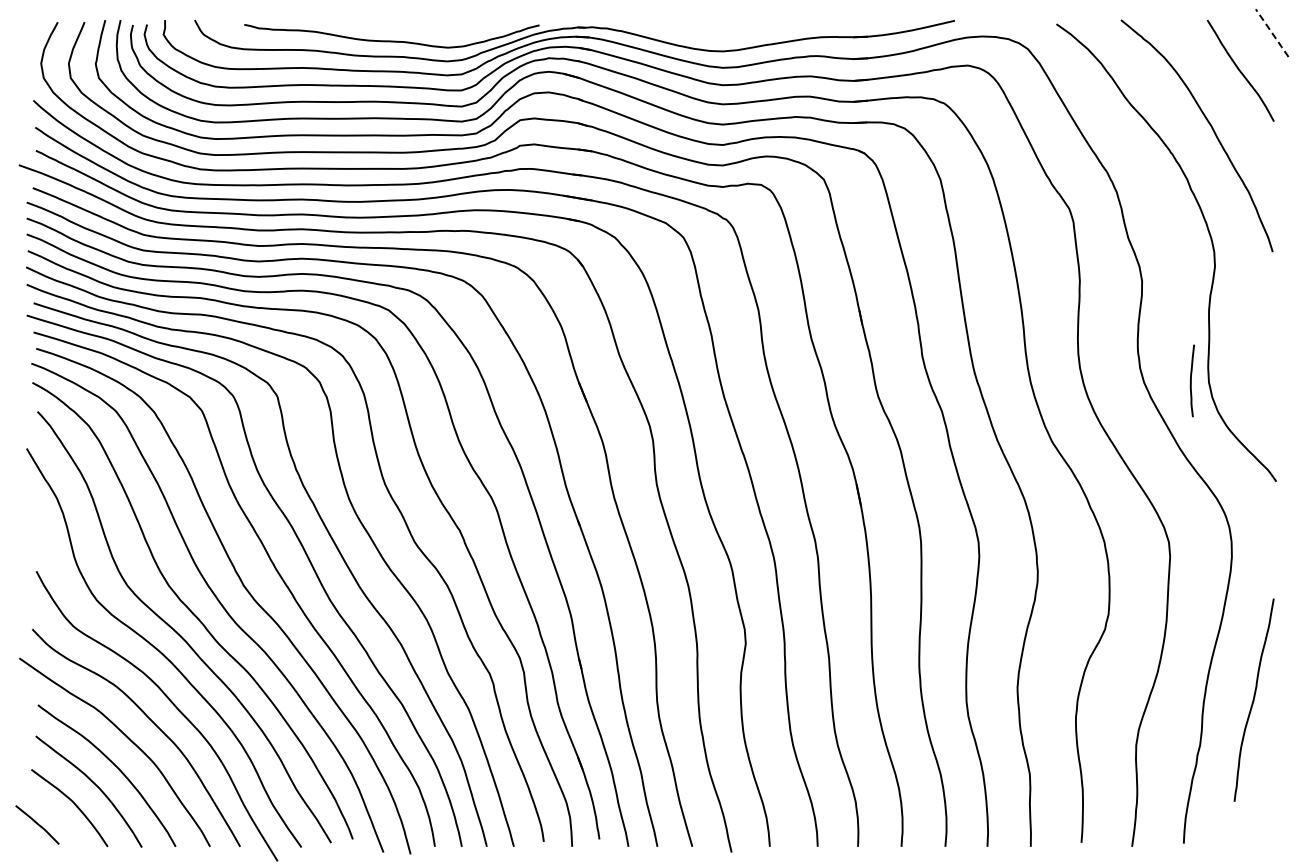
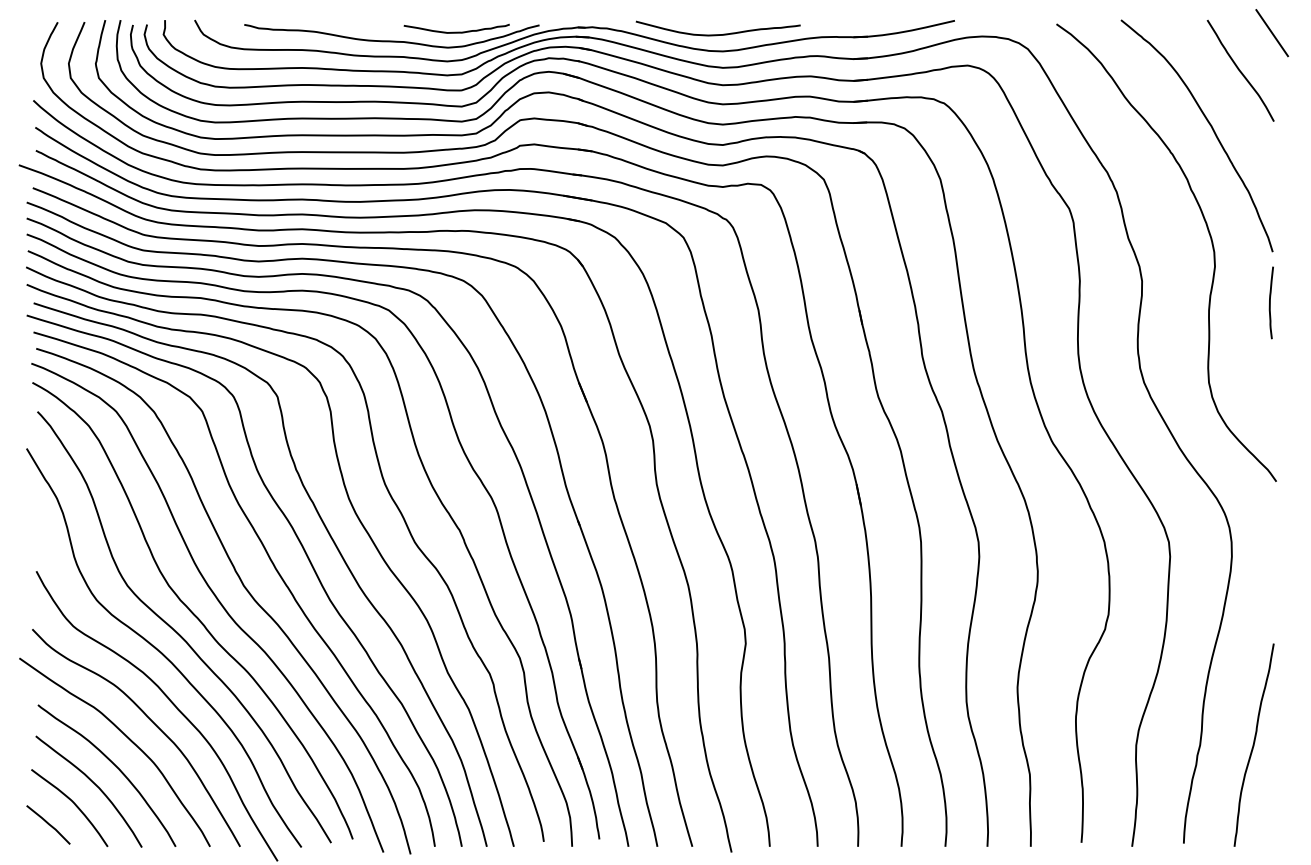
curve: none -> present (456, 31)
line: dashed -> solid (1272, 33)
curve: none -> present (717, 34)
curve position: (1191, 380) -> (1270, 302) (1270, 302)
curve position: (1253, 699) -> (1253, 744) (1253, 744)
line position: (37, 824) -> (48, 824) (48, 824)
